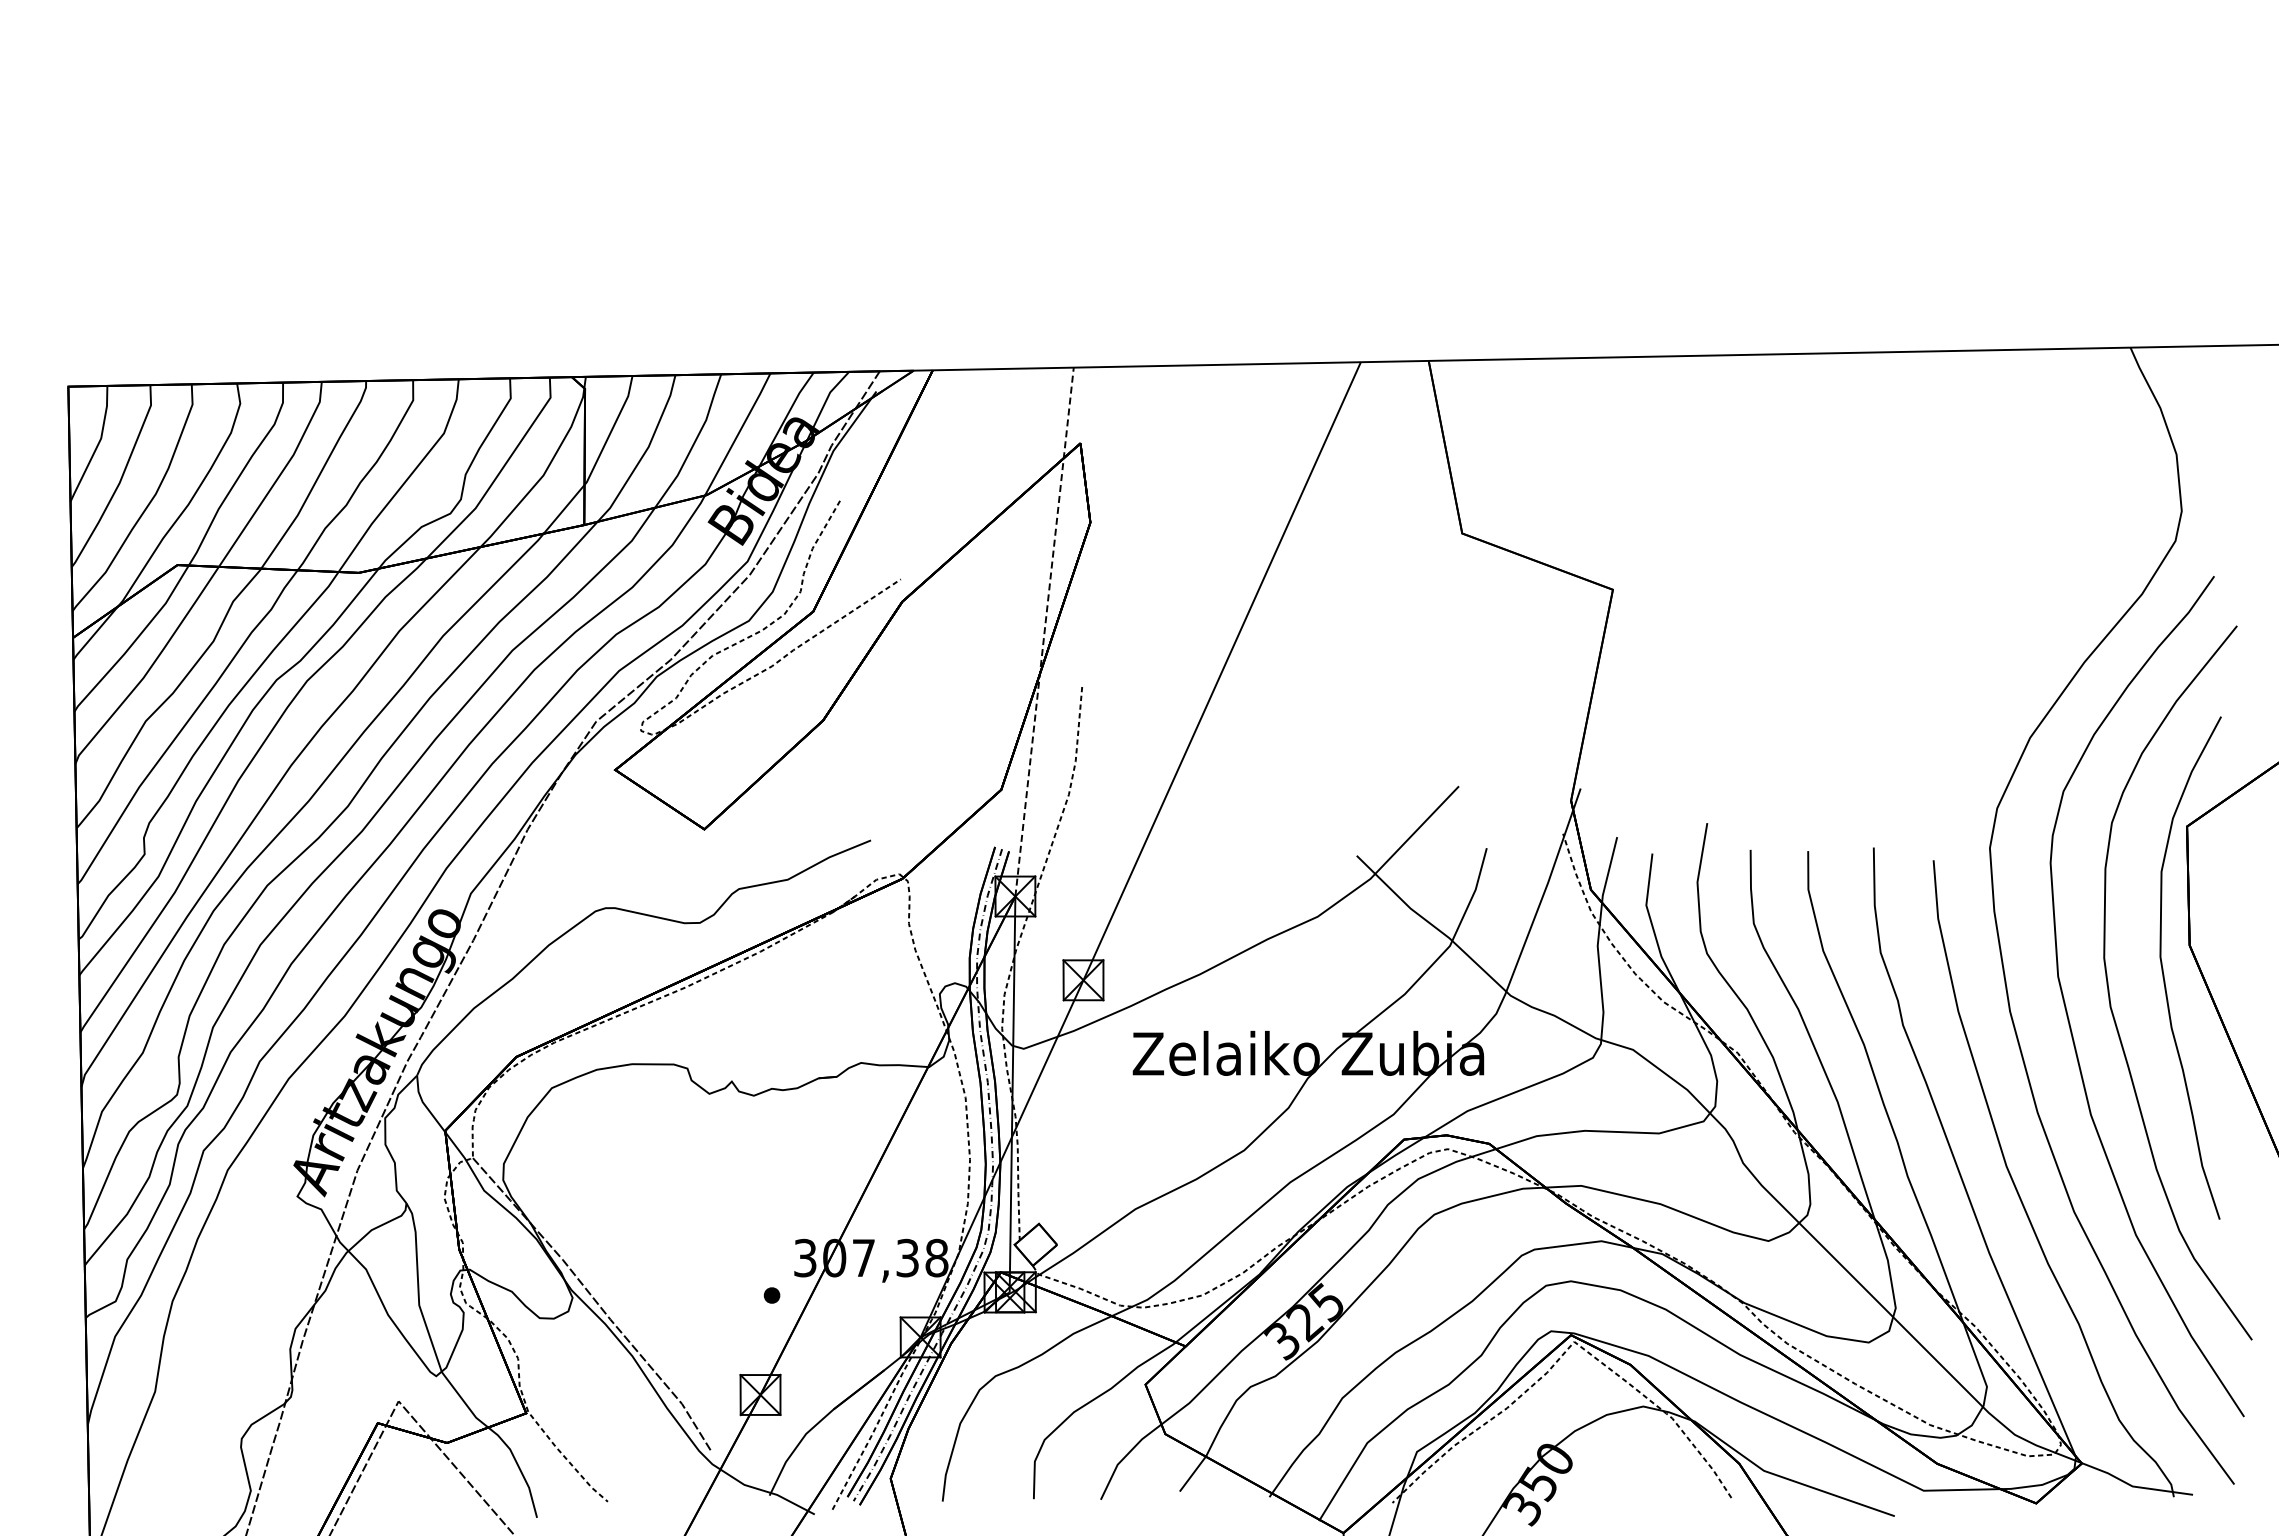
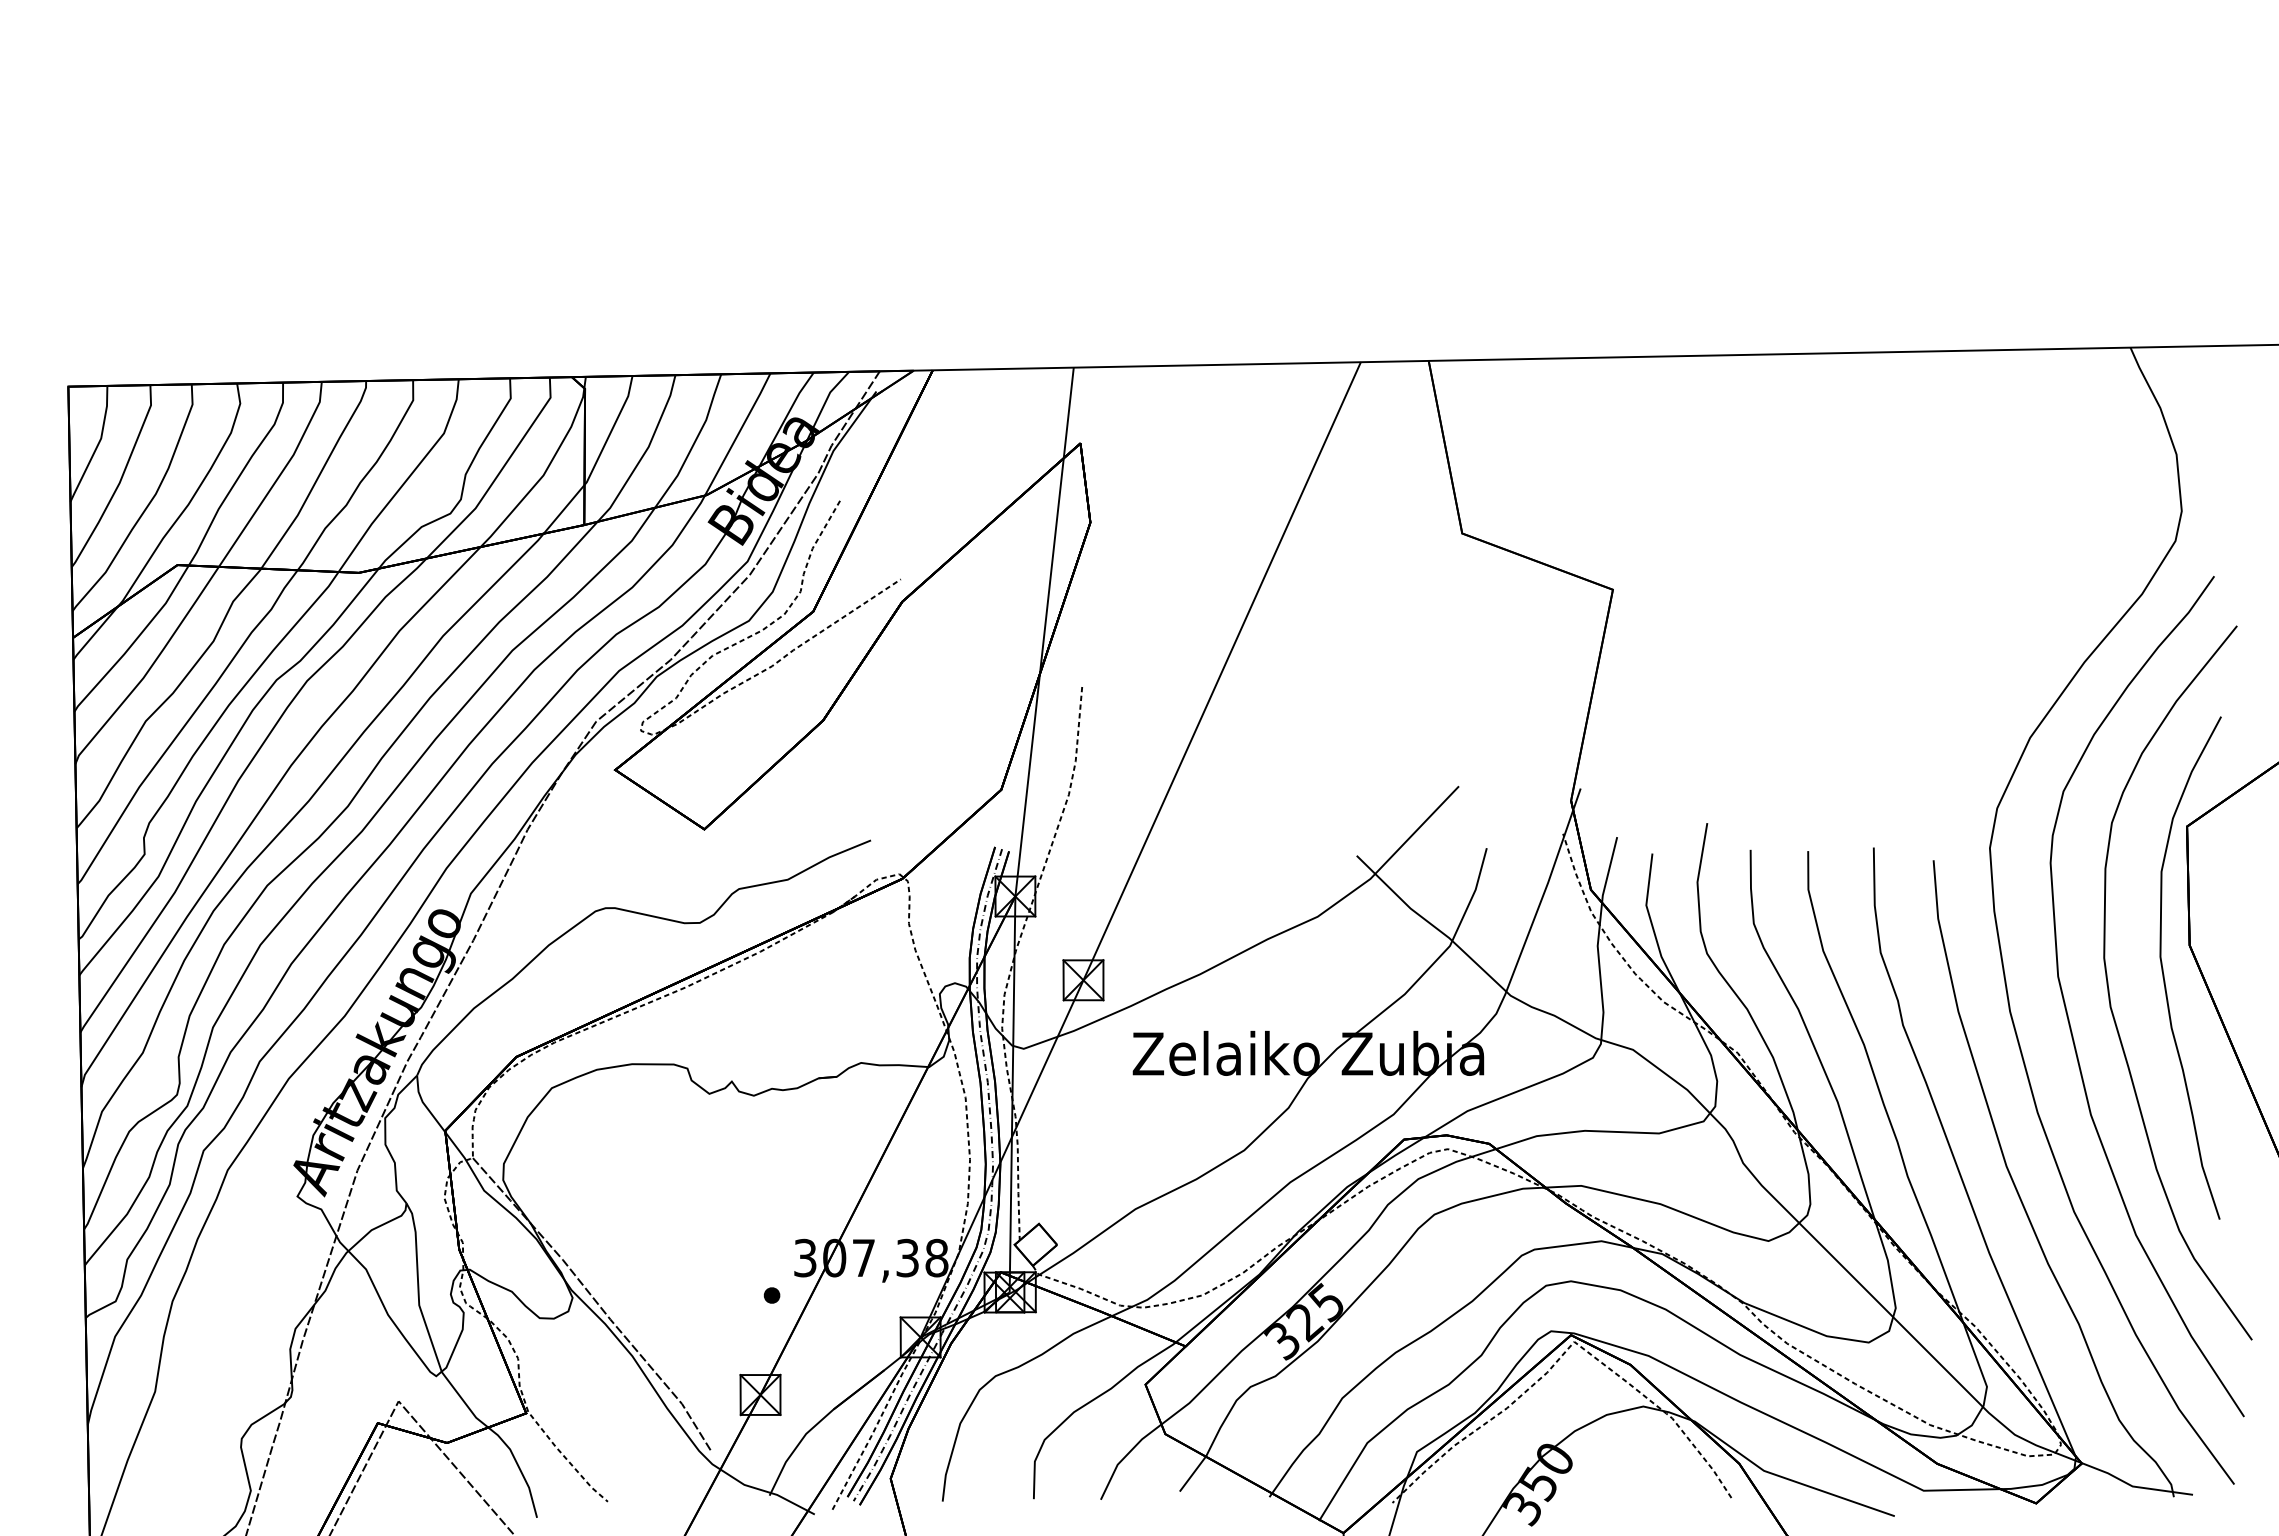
line: dashed -> solid (1044, 631)
